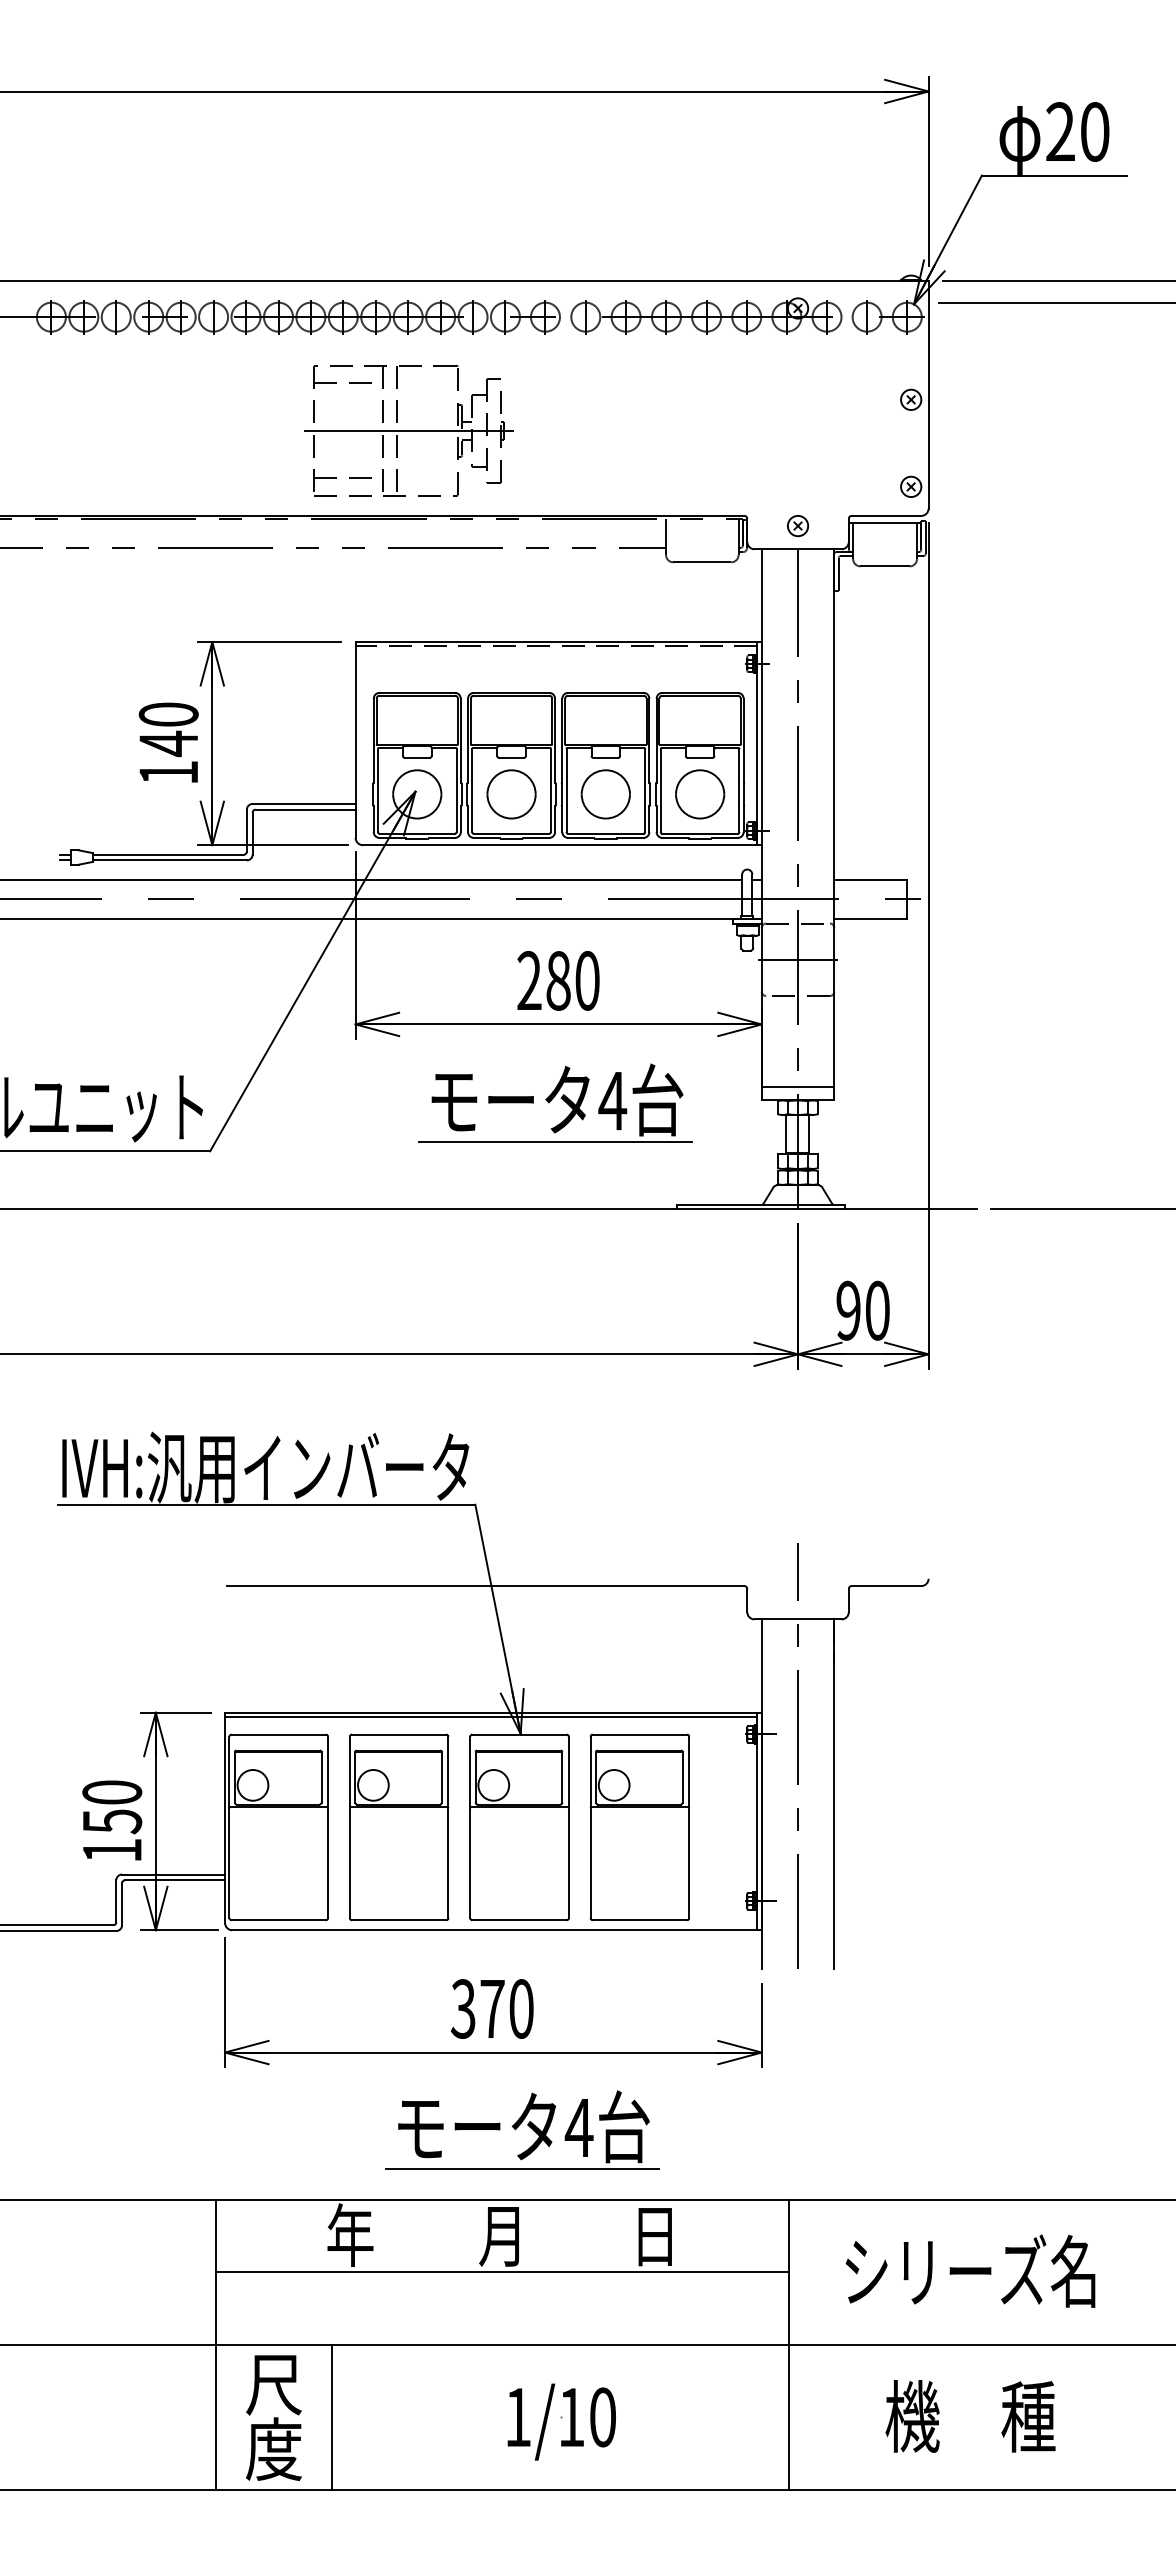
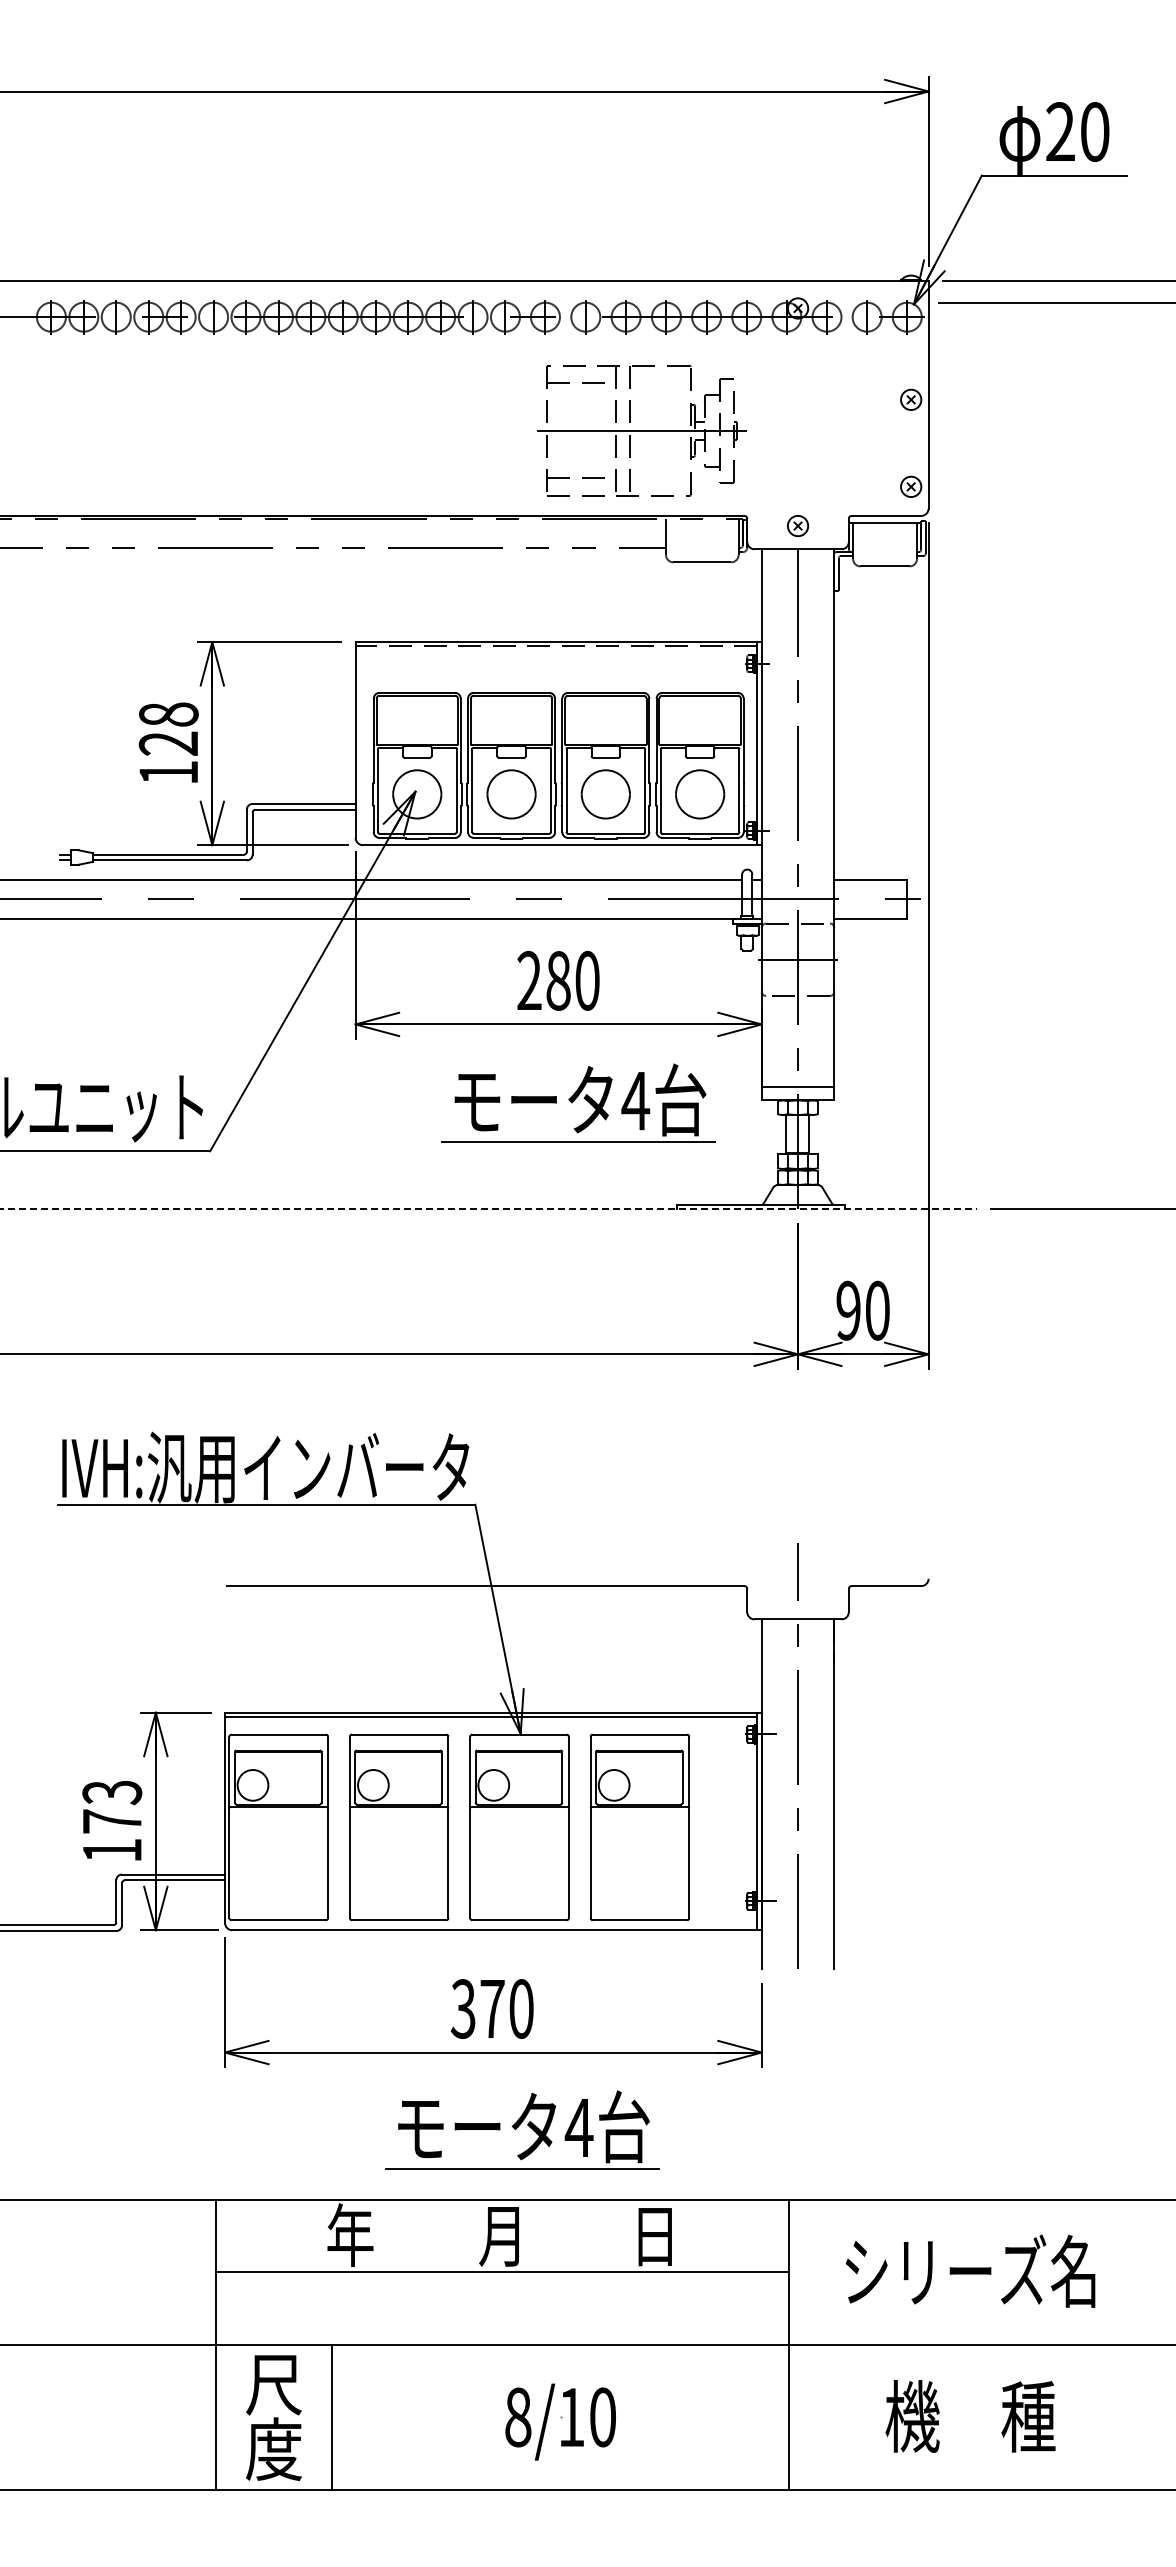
part position: (408, 430) -> (641, 430) (641, 430)
text: 140 -> 128 (168, 729)
part position: (555, 1102) -> (578, 1102) (578, 1102)
line: solid -> dashed (488, 1209)
text: 150 -> 173 (112, 1807)
text: 1/10 -> 8/10 (518, 2417)
